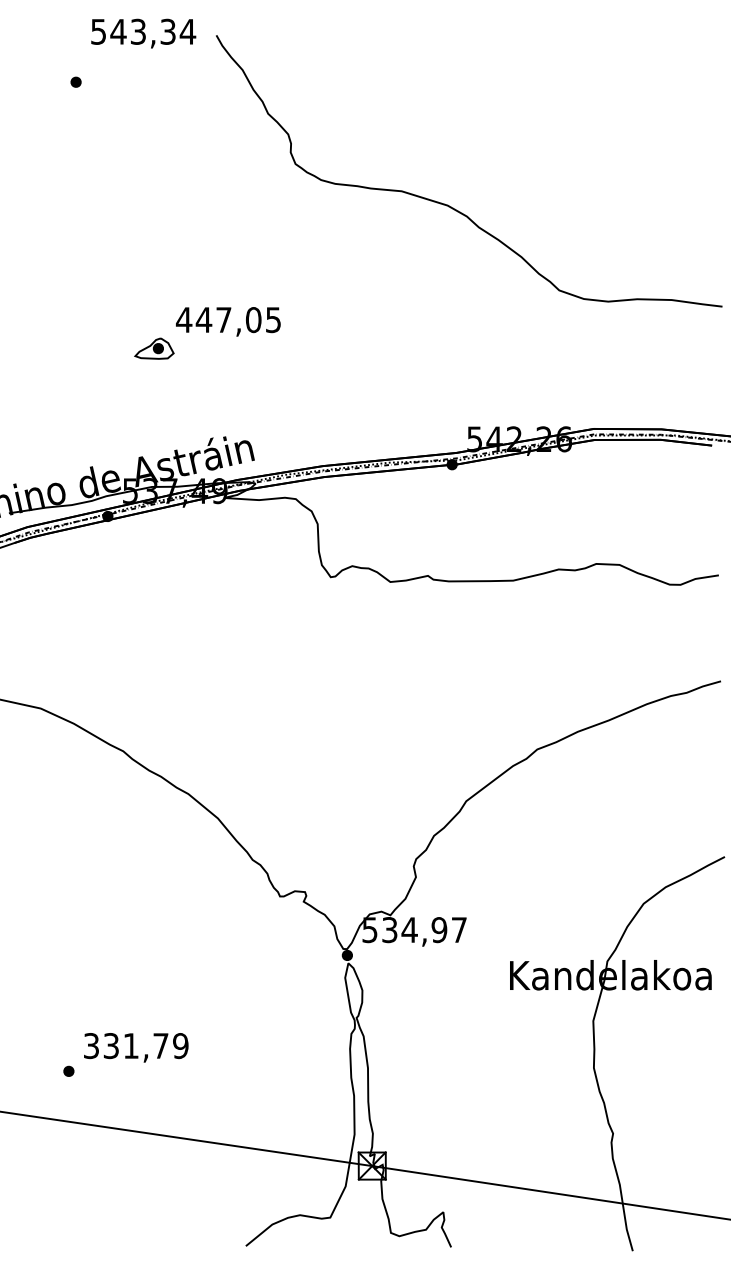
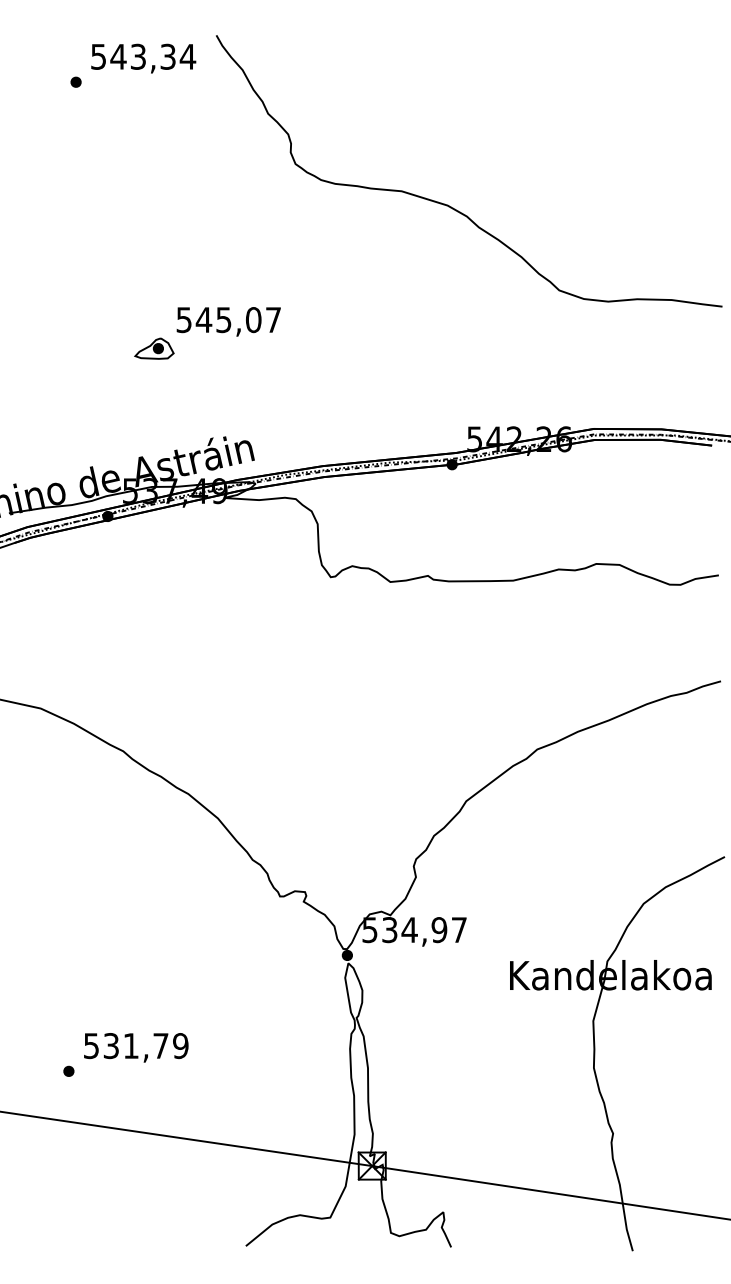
text position: (143, 33) -> (143, 58) (143, 58)
text: 447,05 -> 545,07 (227, 320)
text: 331,79 -> 531,79 (91, 1045)
